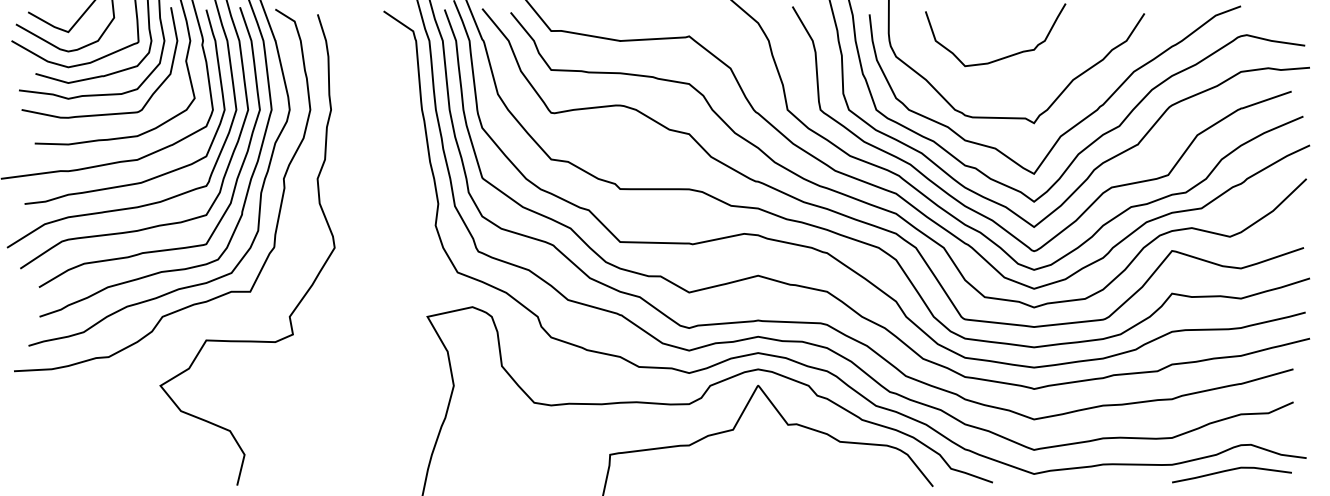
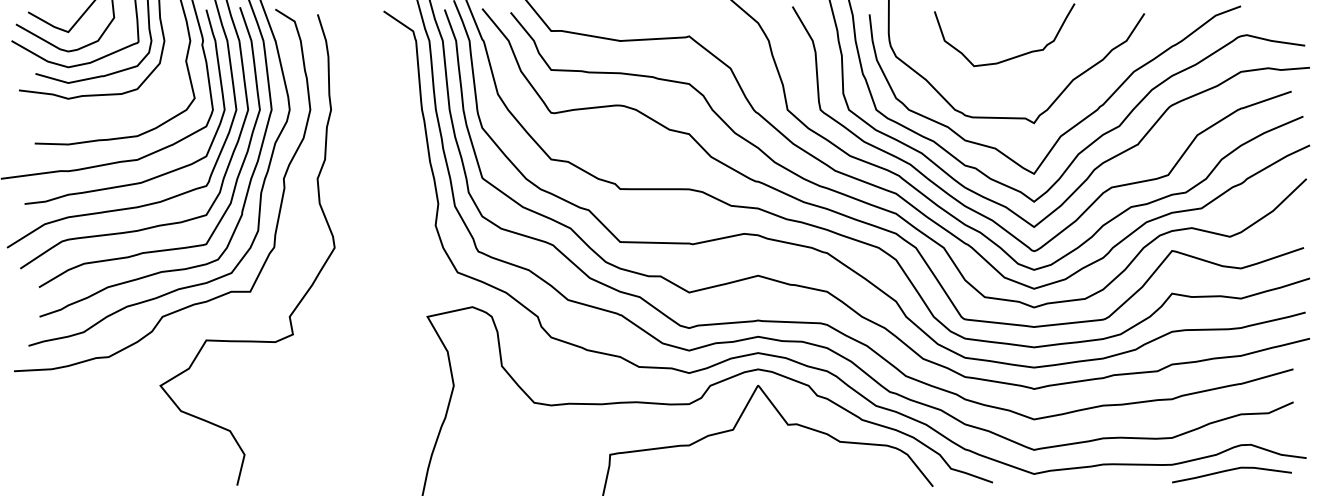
curve position: (1002, 57) -> (1011, 57) (1011, 57)
curve: present -> none (104, 113)
